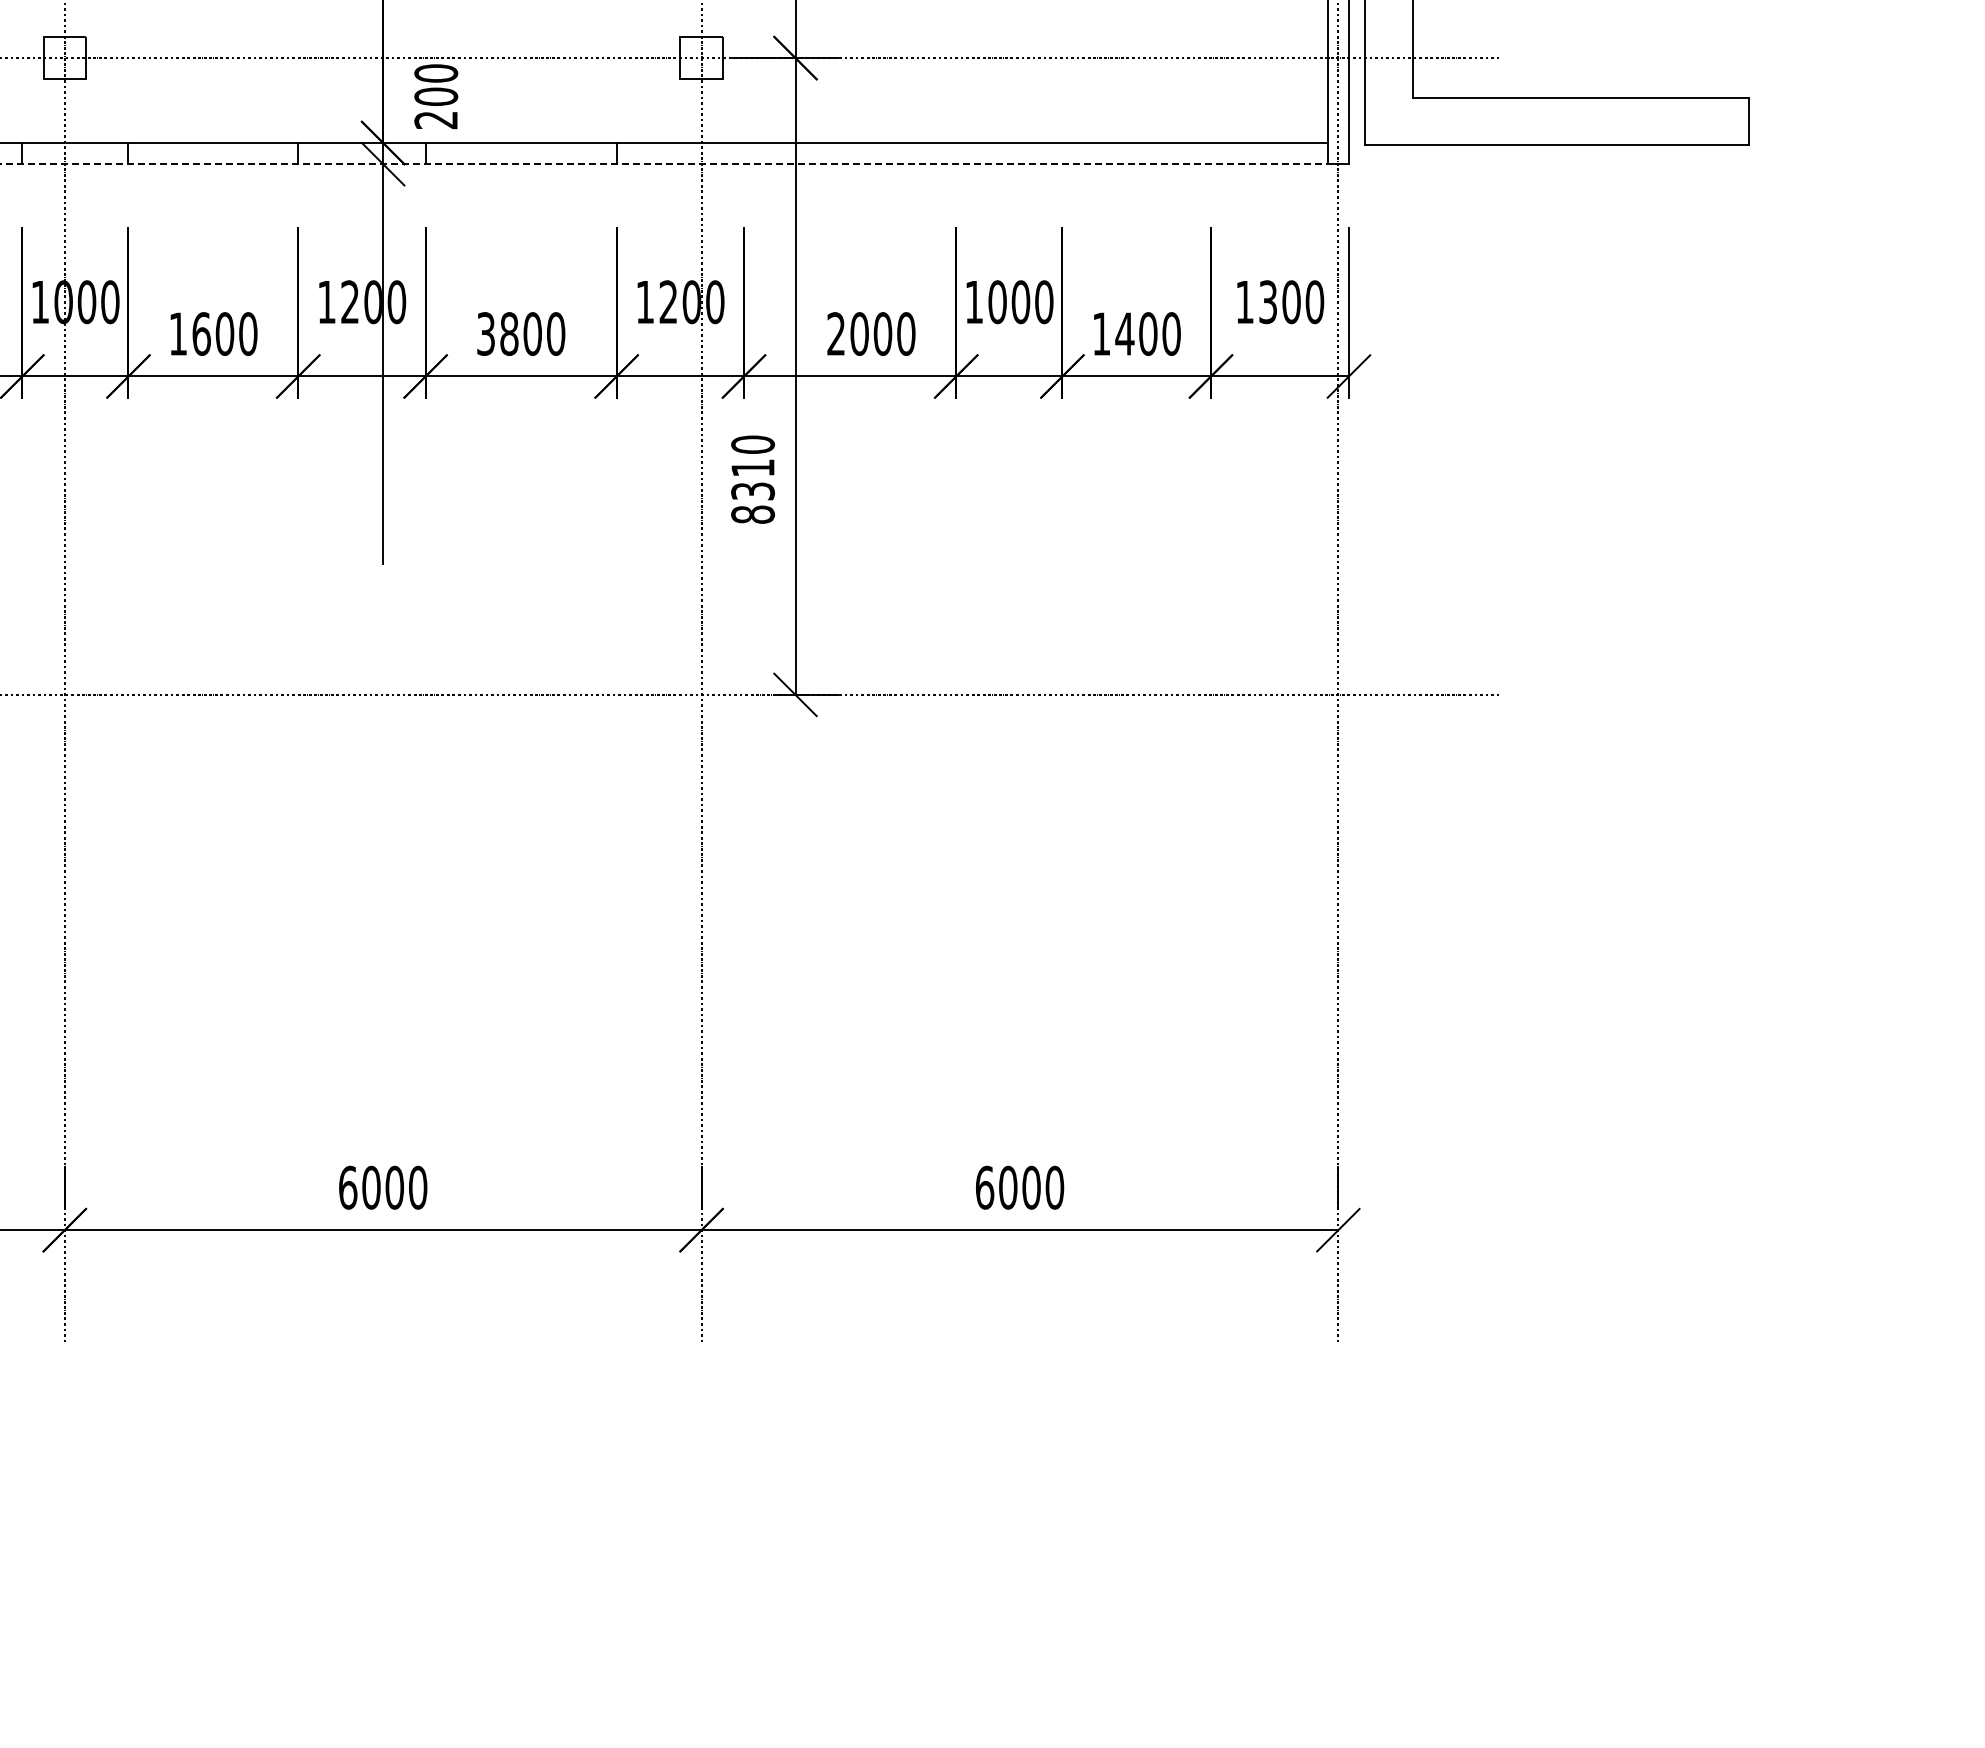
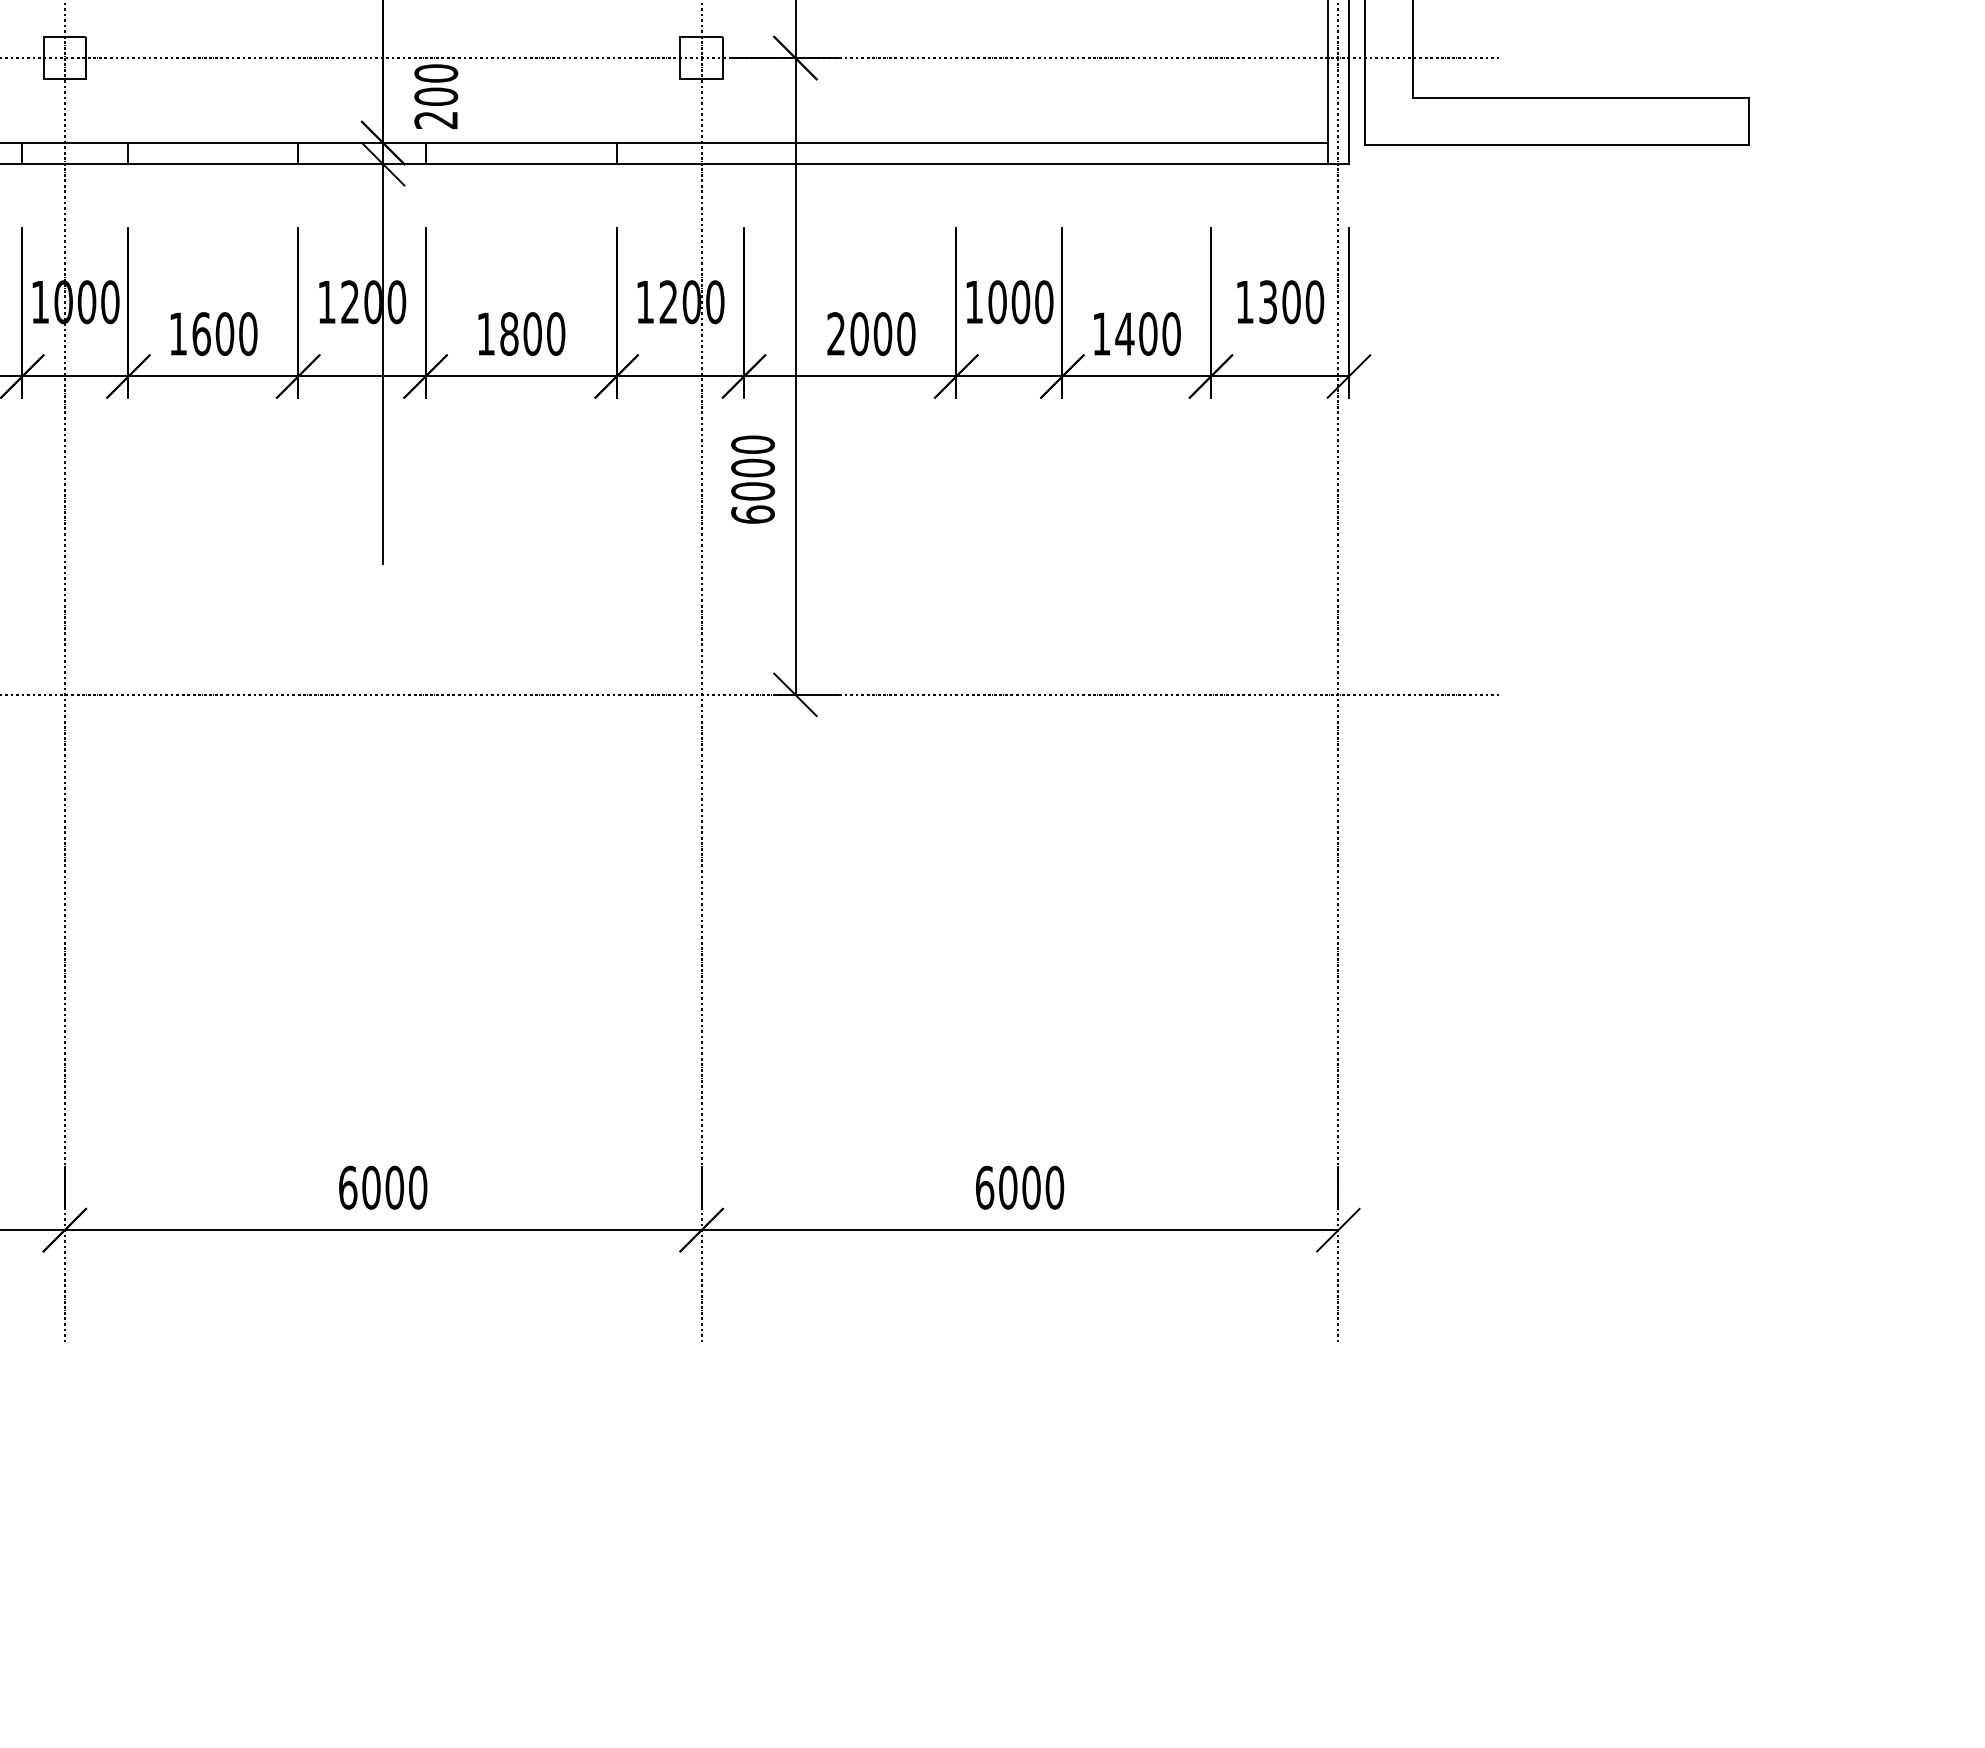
line: dashed -> solid (663, 164)
text: 3800 -> 1800 (485, 333)
text: 8310 -> 6000 (752, 490)
